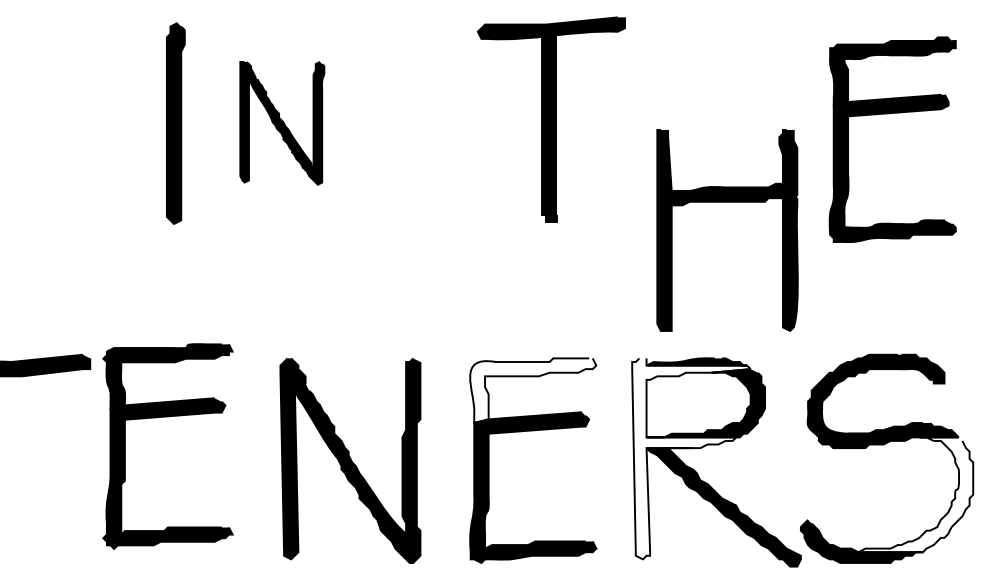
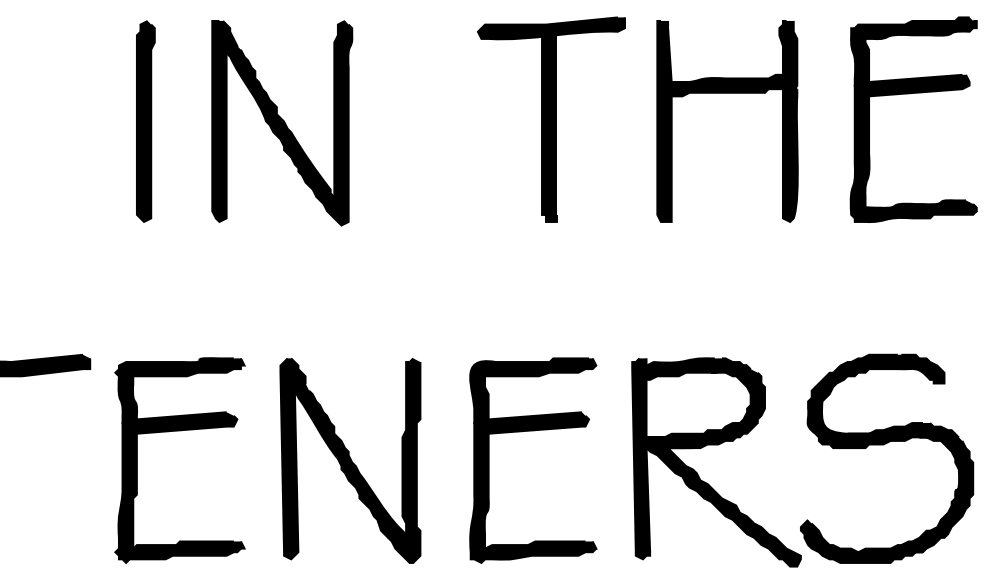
part position: (889, 114) -> (910, 94) (910, 94)
part position: (175, 123) -> (145, 121) (145, 121)
part size: 87x125 px -> 143x207 px (282, 123)
part position: (727, 202) -> (727, 93) (727, 93)
fill: none -> present (533, 390)
part position: (167, 417) -> (179, 431) (179, 431)
fill: none -> present (691, 458)
fill: none -> present (915, 494)
